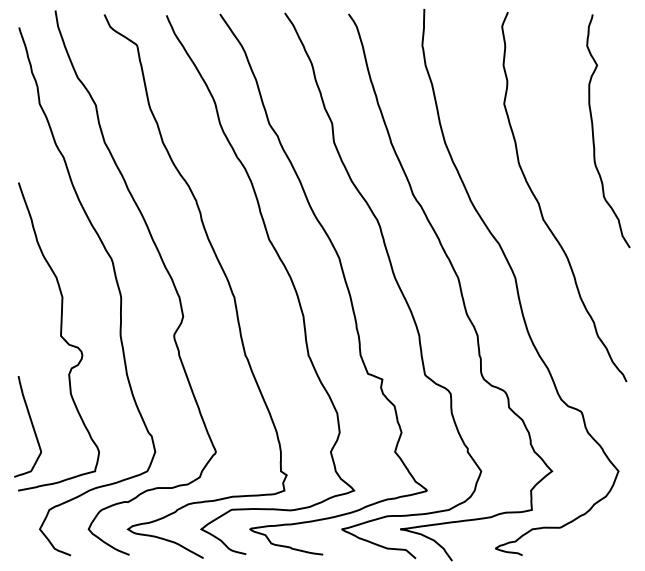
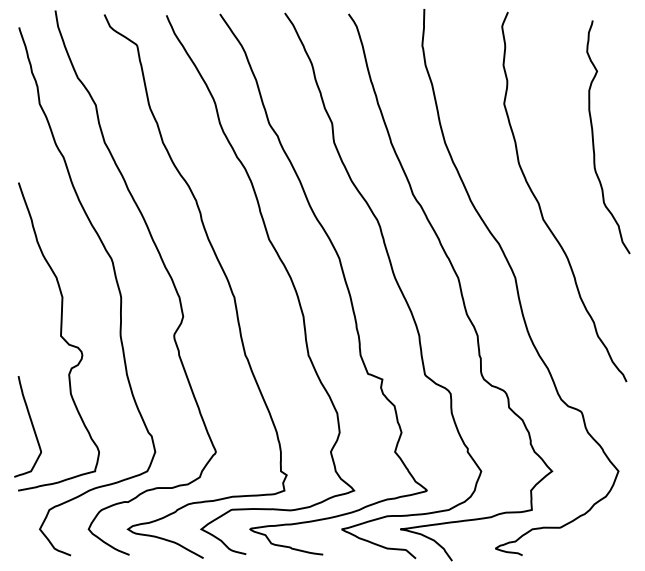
curve position: (594, 136) -> (594, 142) (594, 142)
